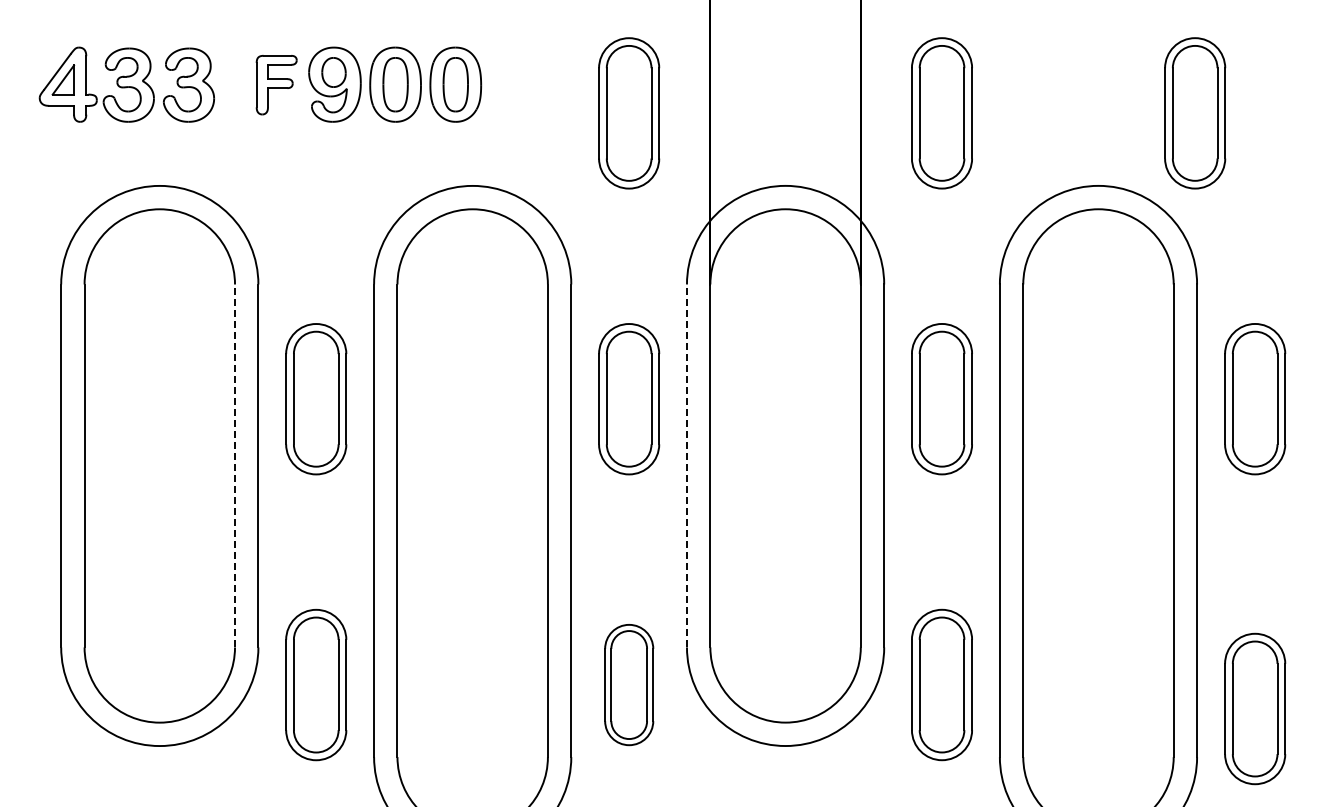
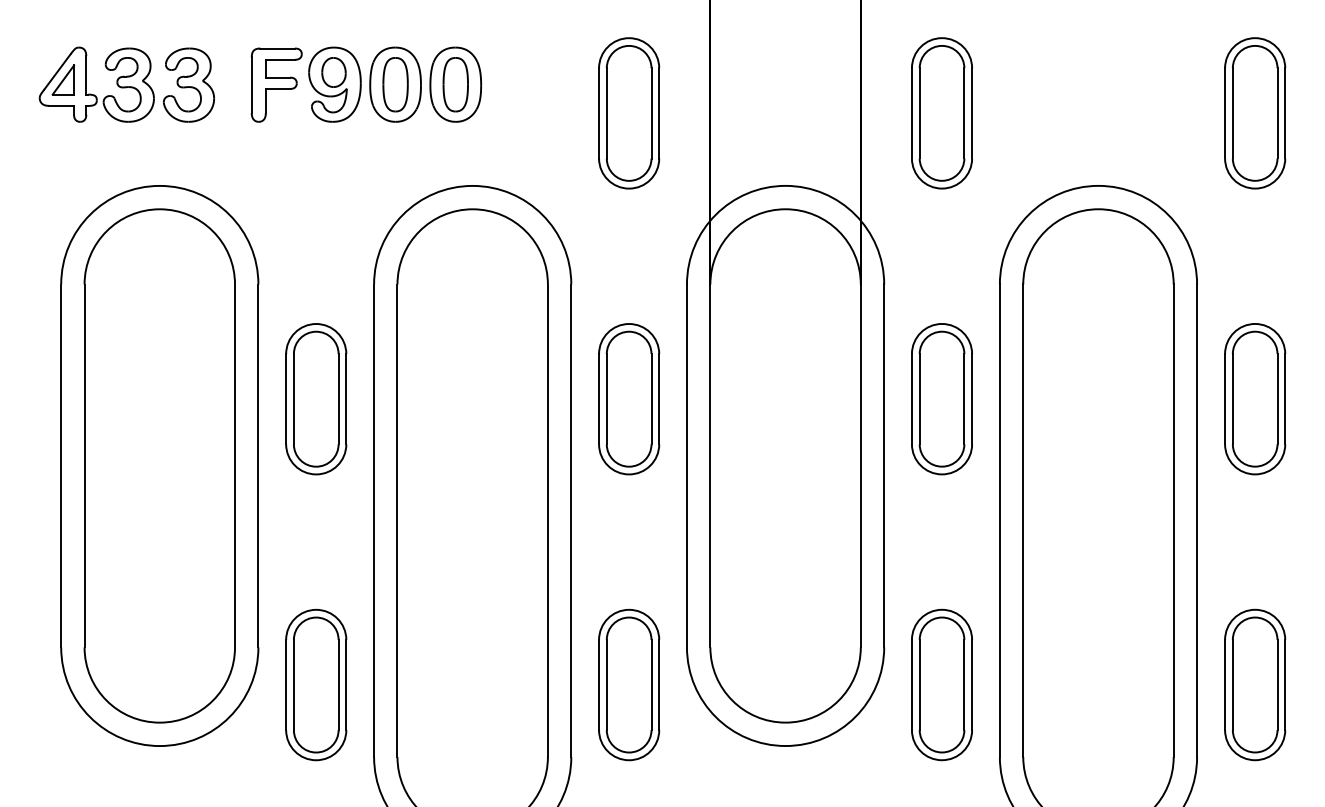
part size: 43x61 px -> 53x76 px (276, 84)
part position: (1195, 113) -> (1255, 113) (1255, 113)
line: dashed -> solid (235, 465)
line: dashed -> solid (686, 465)
part size: 51x123 px -> 63x154 px (629, 684)
part position: (1255, 708) -> (1255, 684) (1255, 684)
